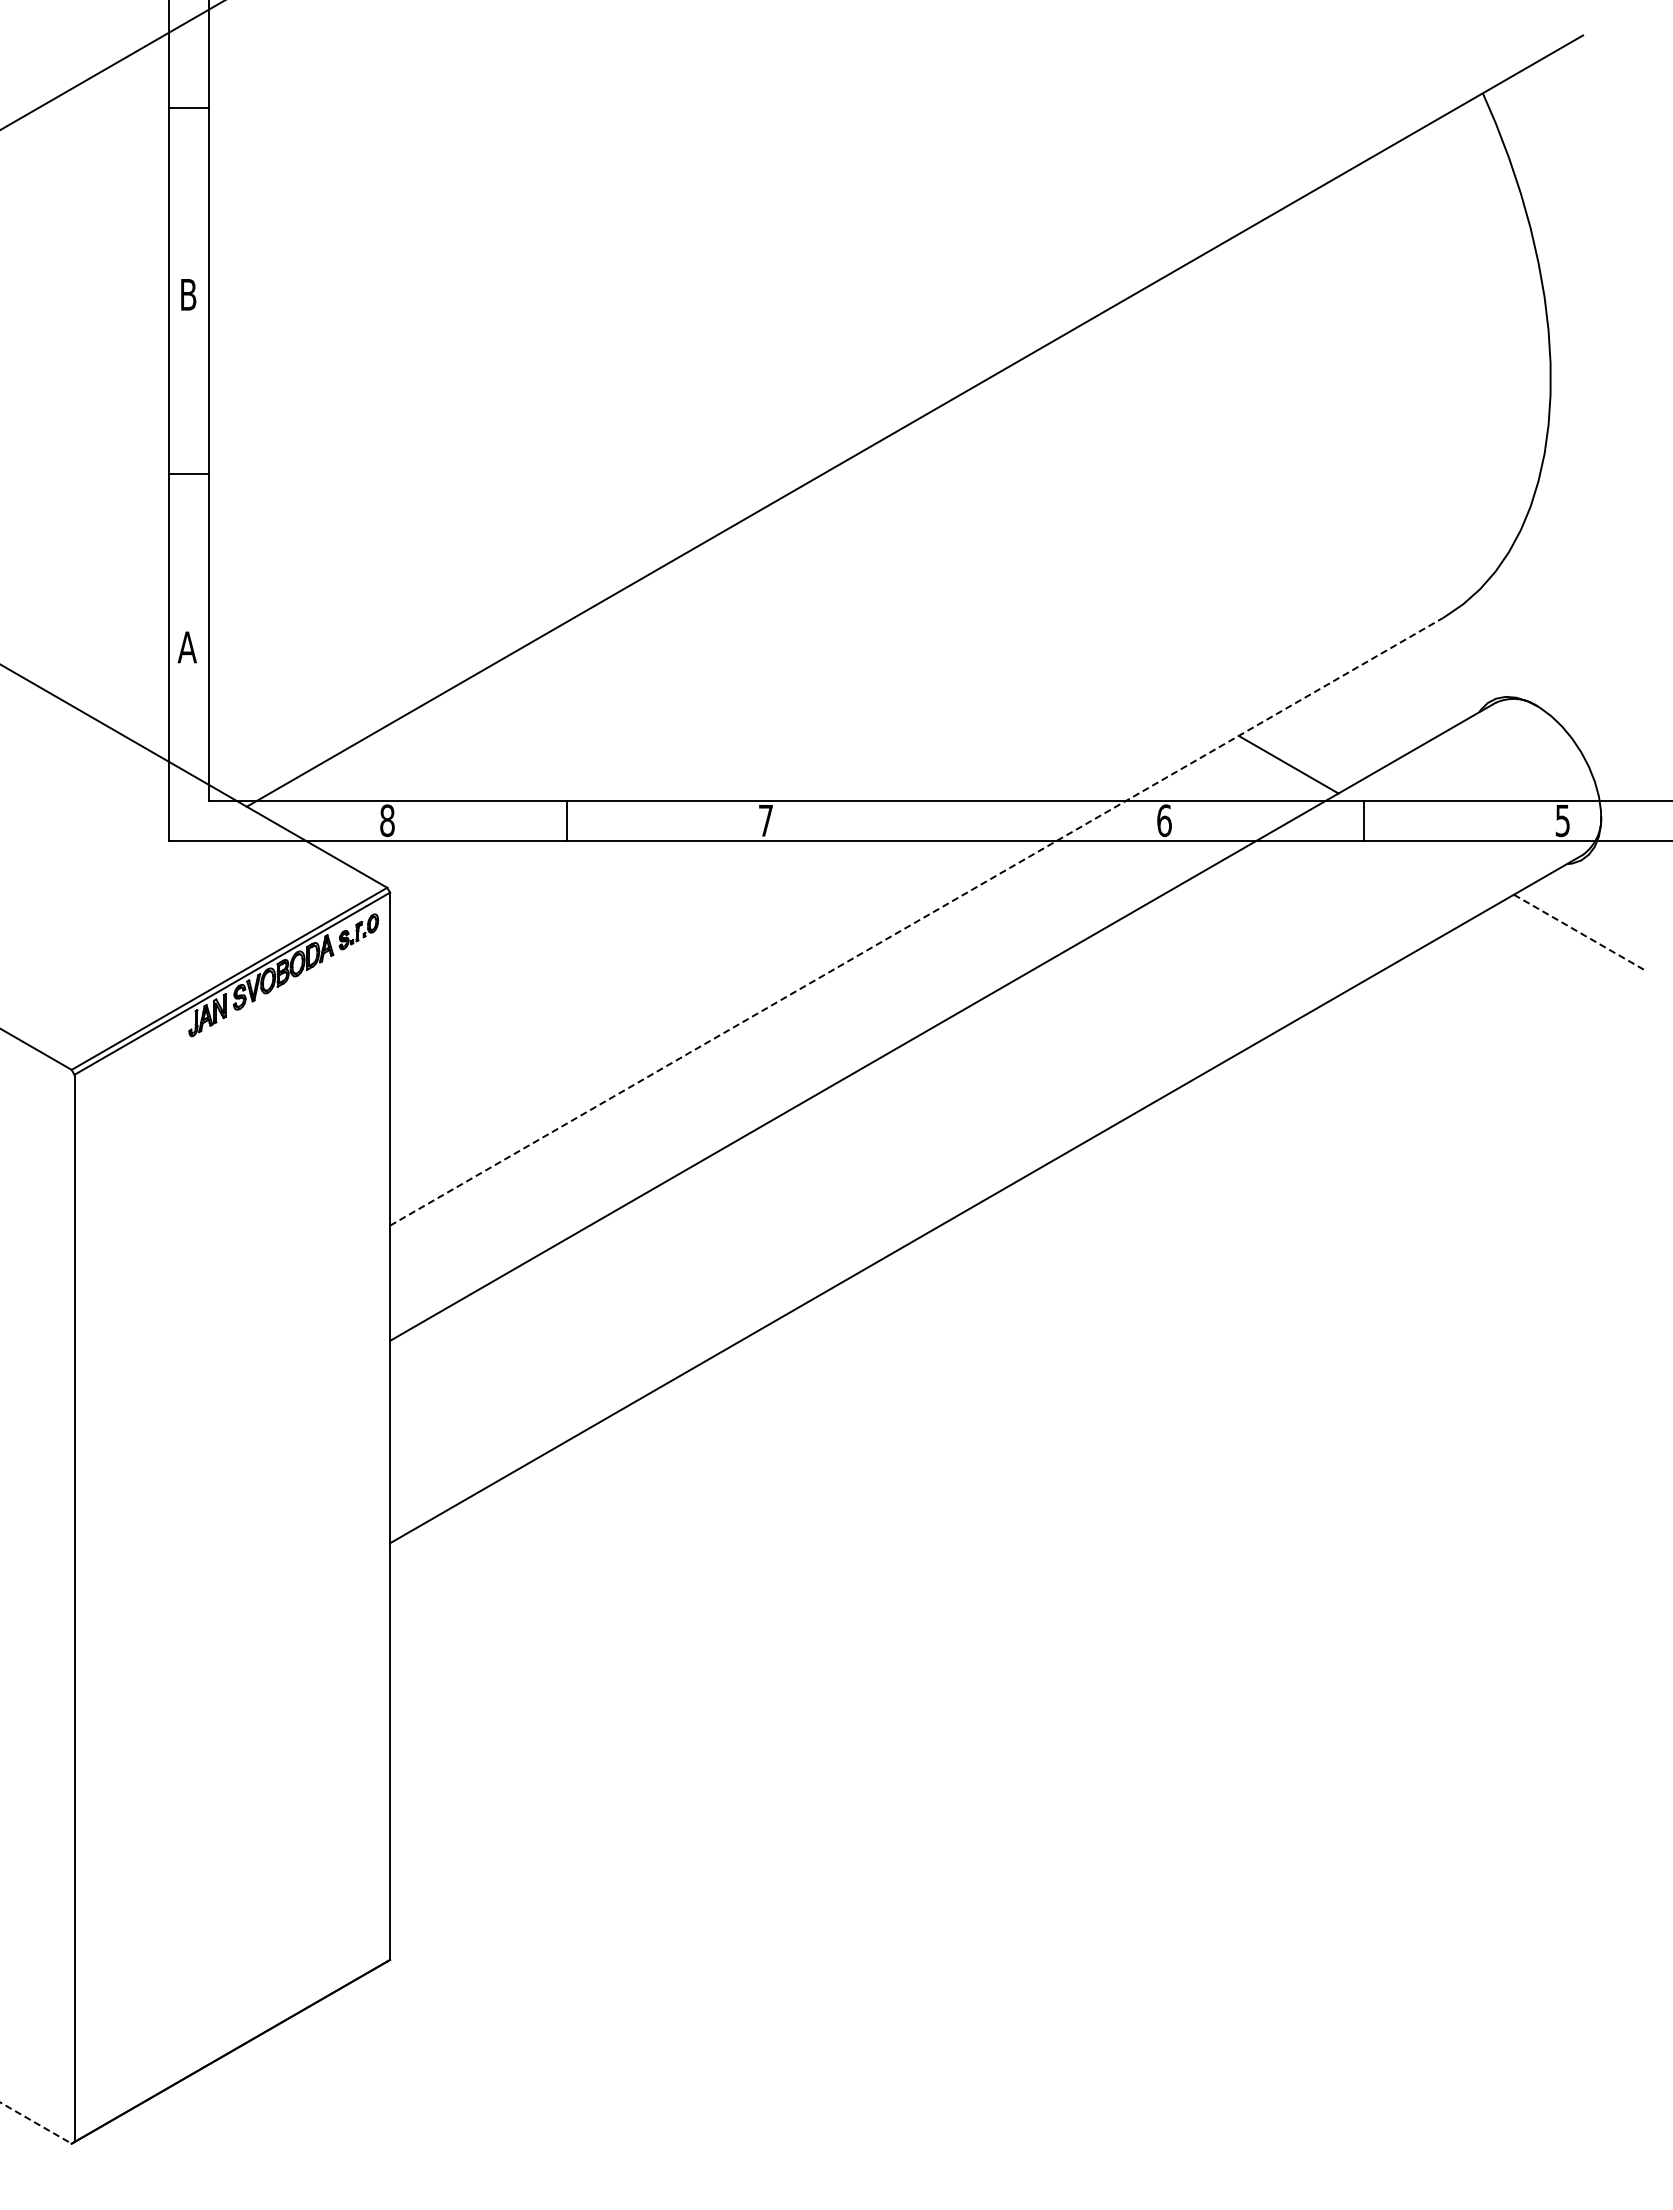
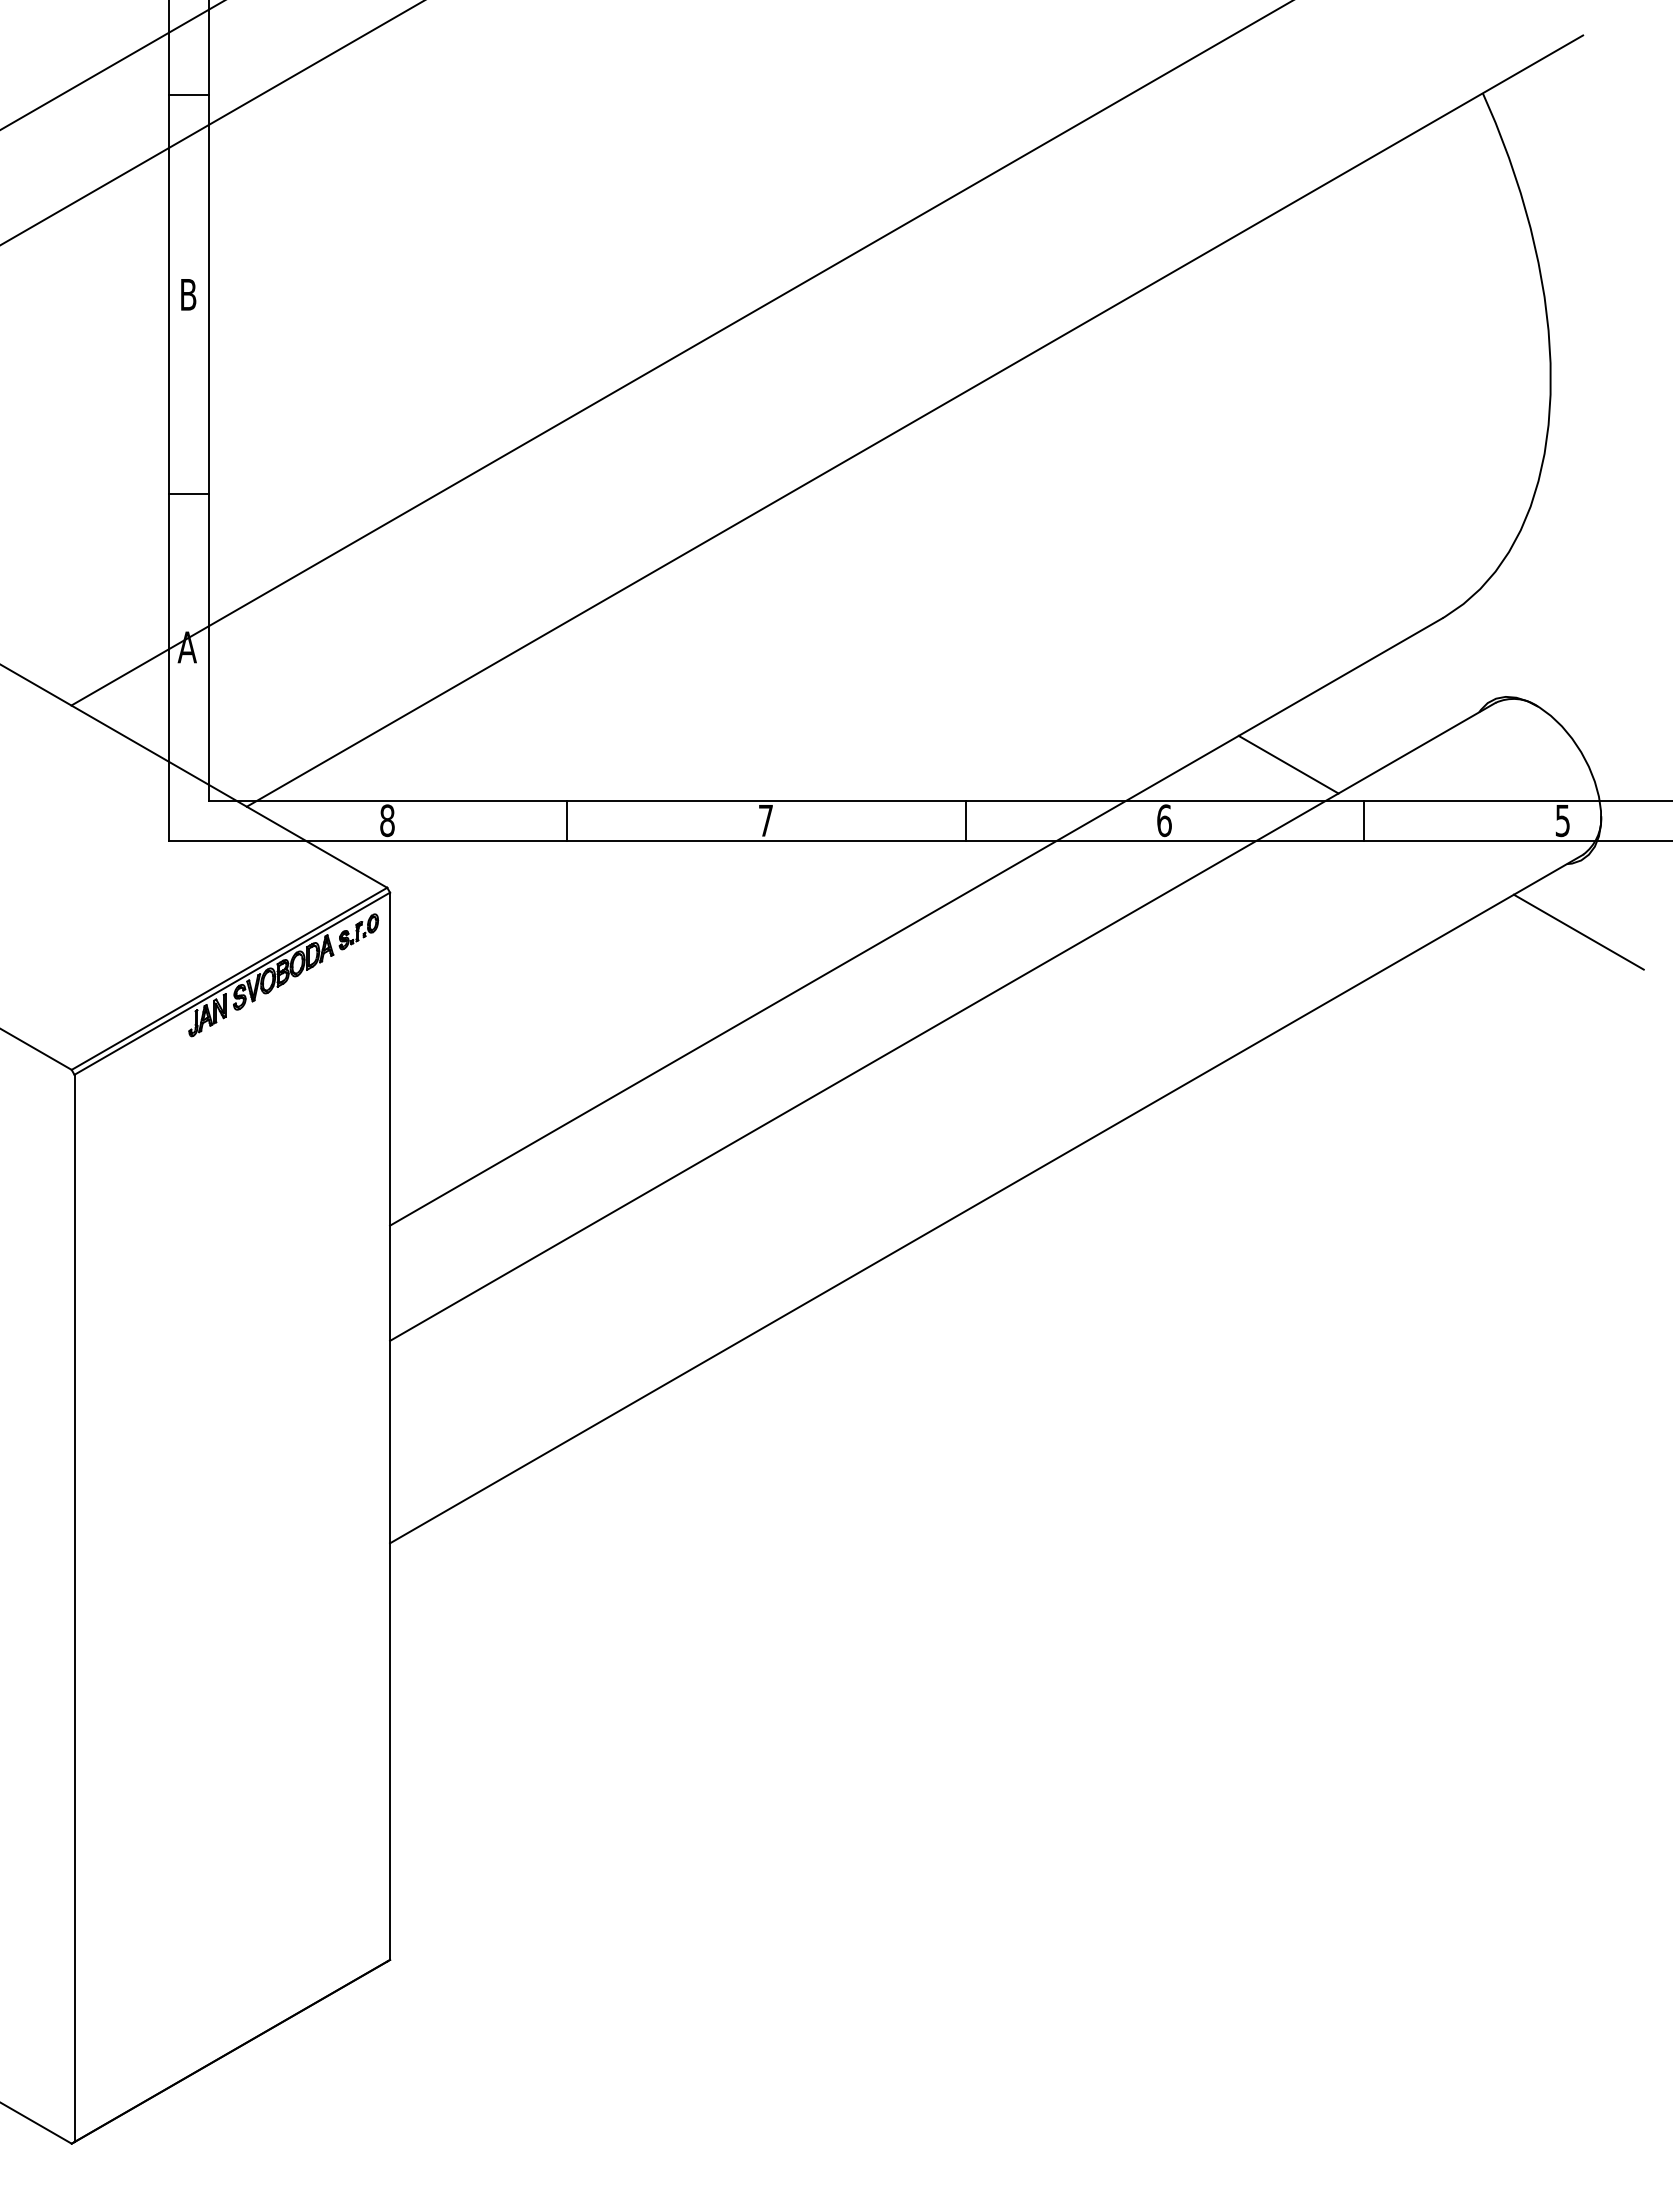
line position: (188, 108) -> (188, 95) (188, 95)
line: none -> present (211, 122)
line: none -> present (680, 353)
line position: (188, 473) -> (188, 493) (188, 493)
line: none -> present (965, 820)
line: dashed -> solid (916, 921)
line: dashed -> solid (1578, 932)
line: dashed -> solid (36, 2123)
